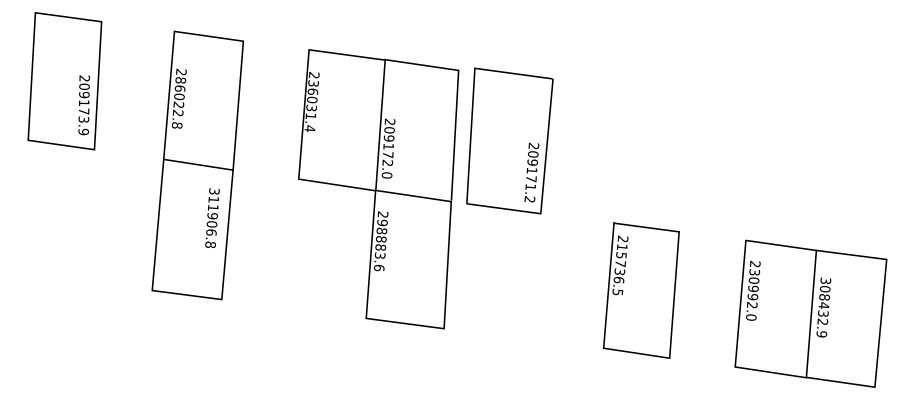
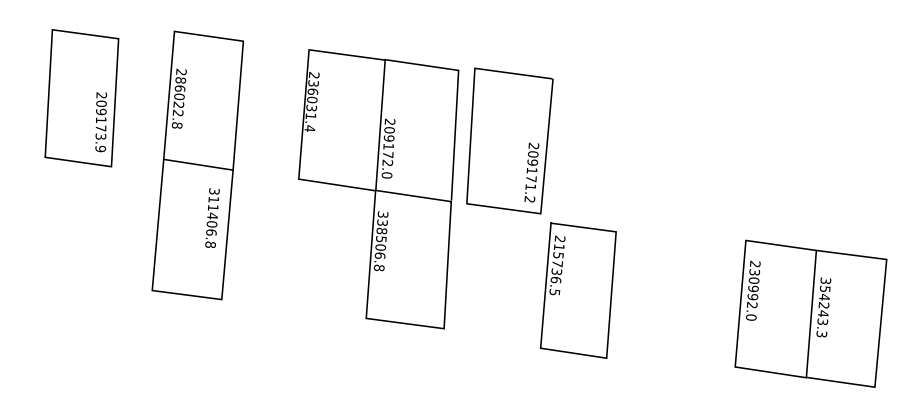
text position: (64, 81) -> (81, 98) (81, 98)
text: 311906.8 -> 311406.8 (212, 215)
text: 298883.6 -> 338506.8 (380, 241)
text position: (640, 290) -> (577, 290) (577, 290)
text: 308432.9 -> 354243.3 (823, 311)
